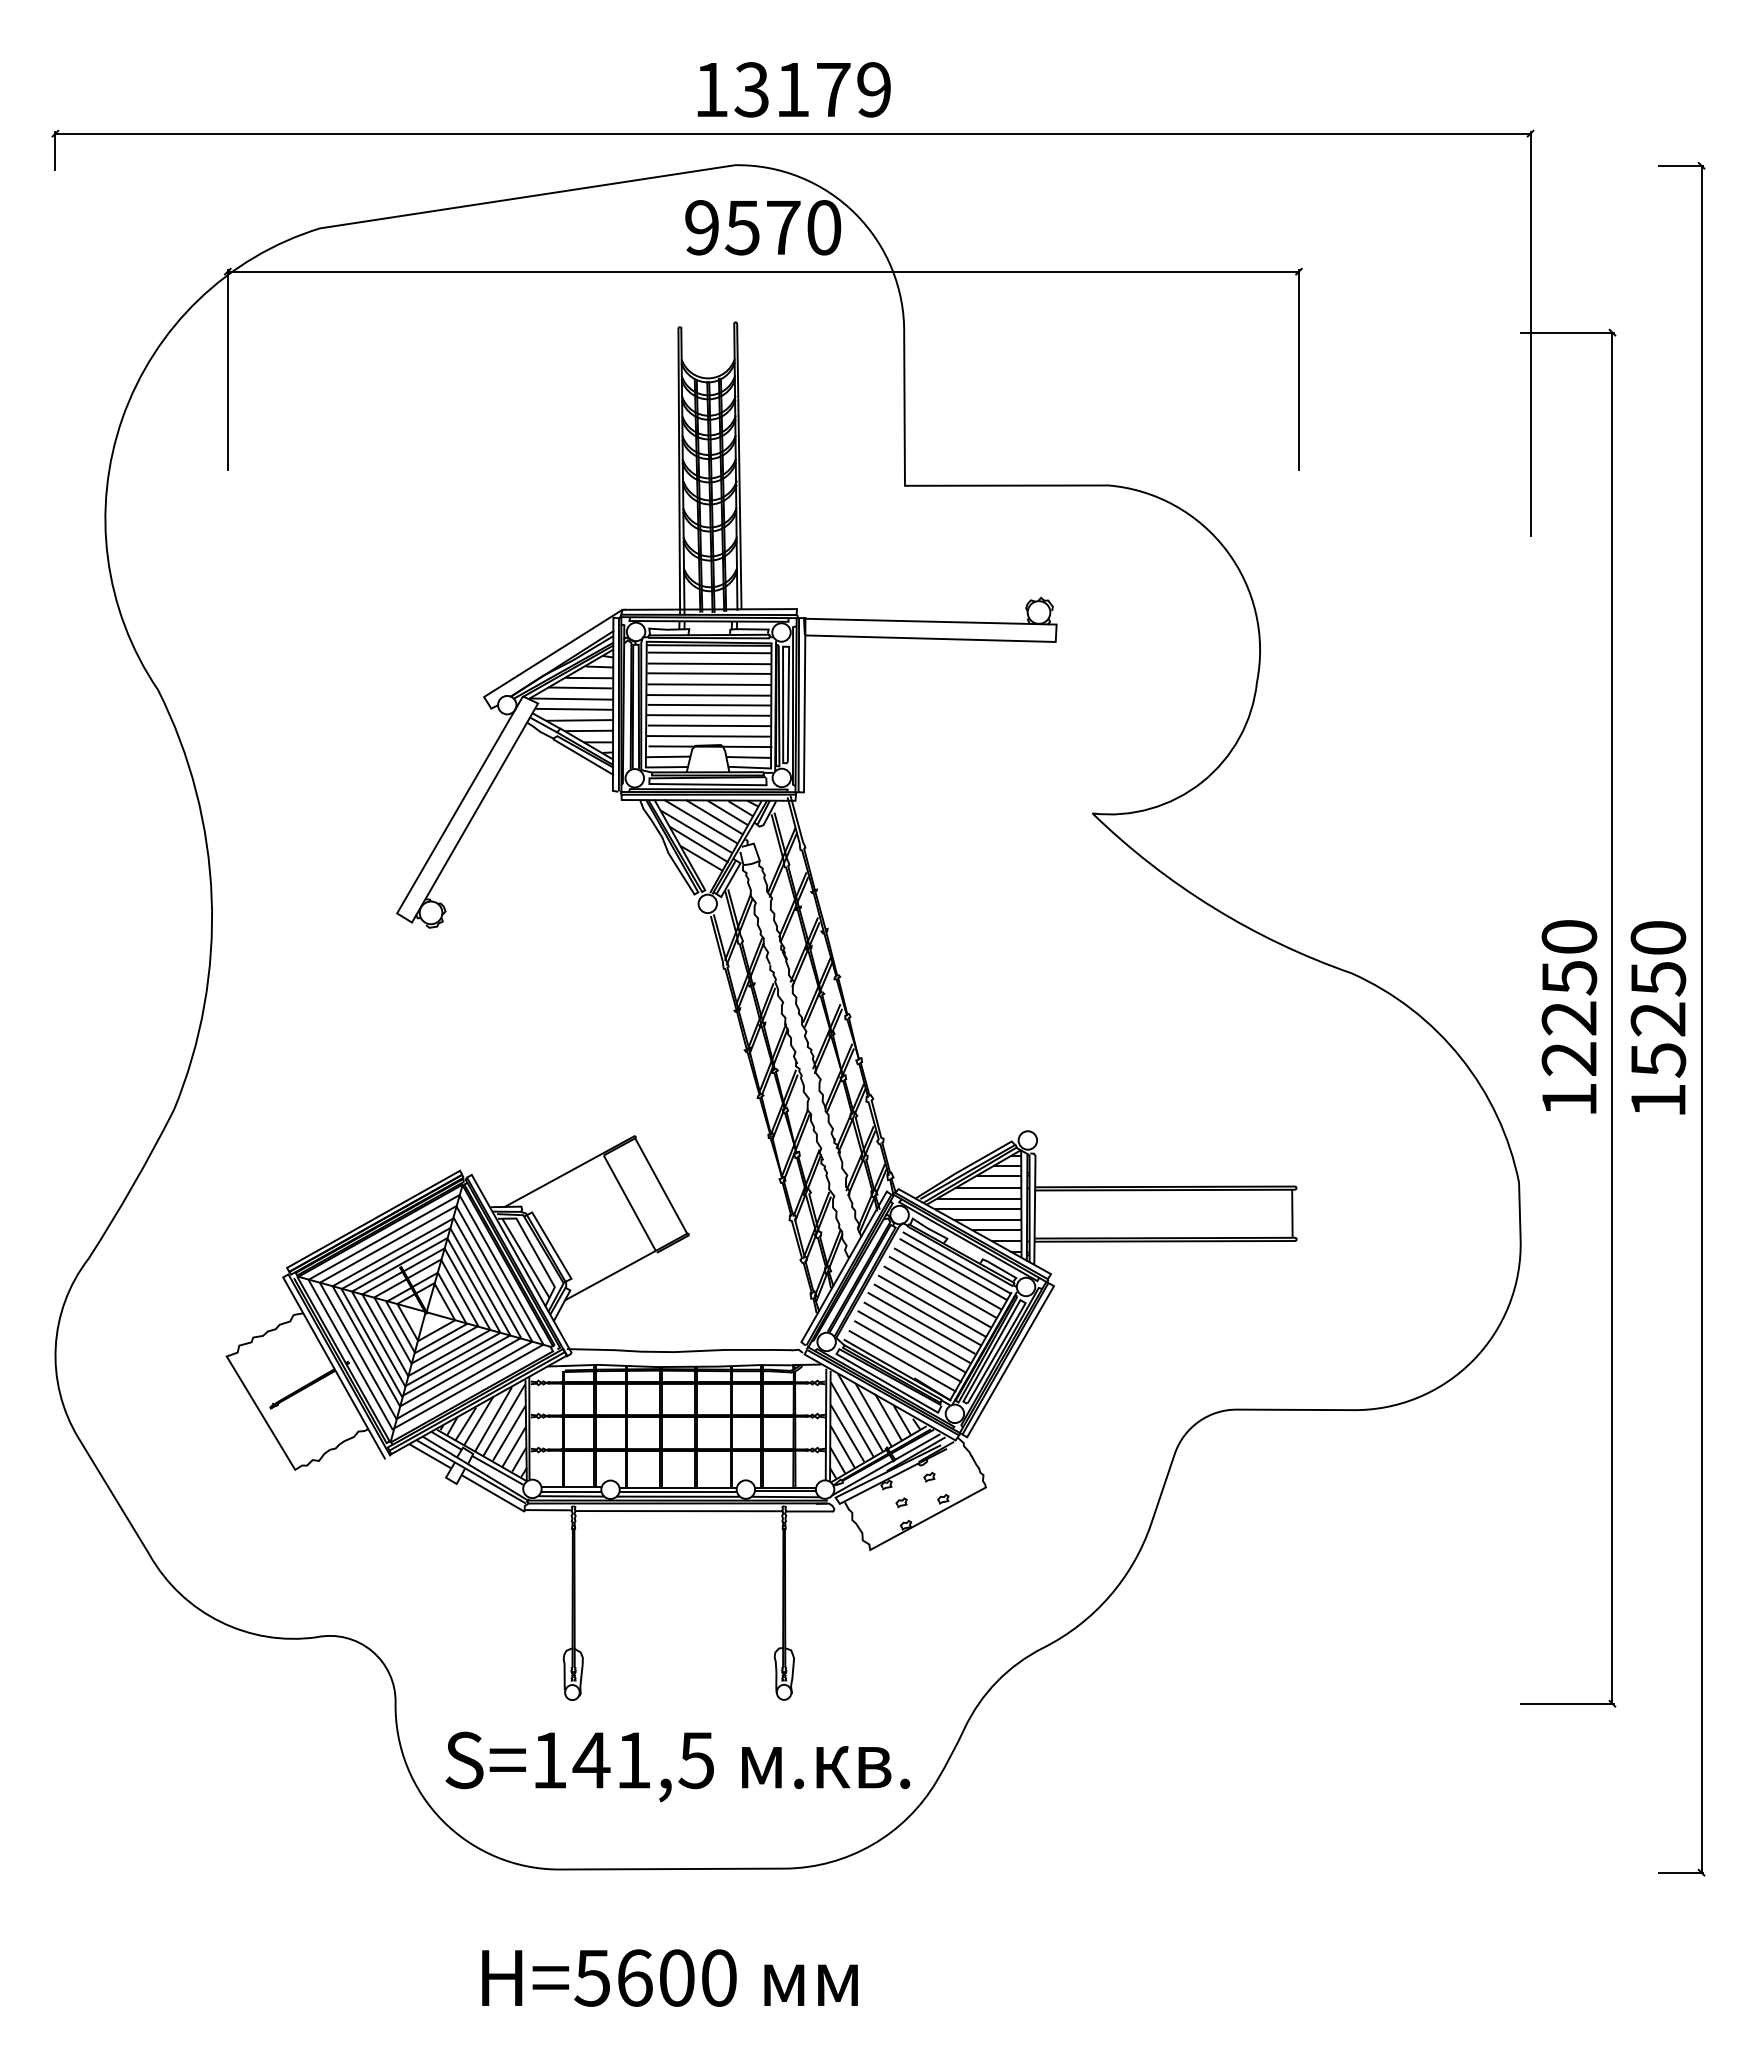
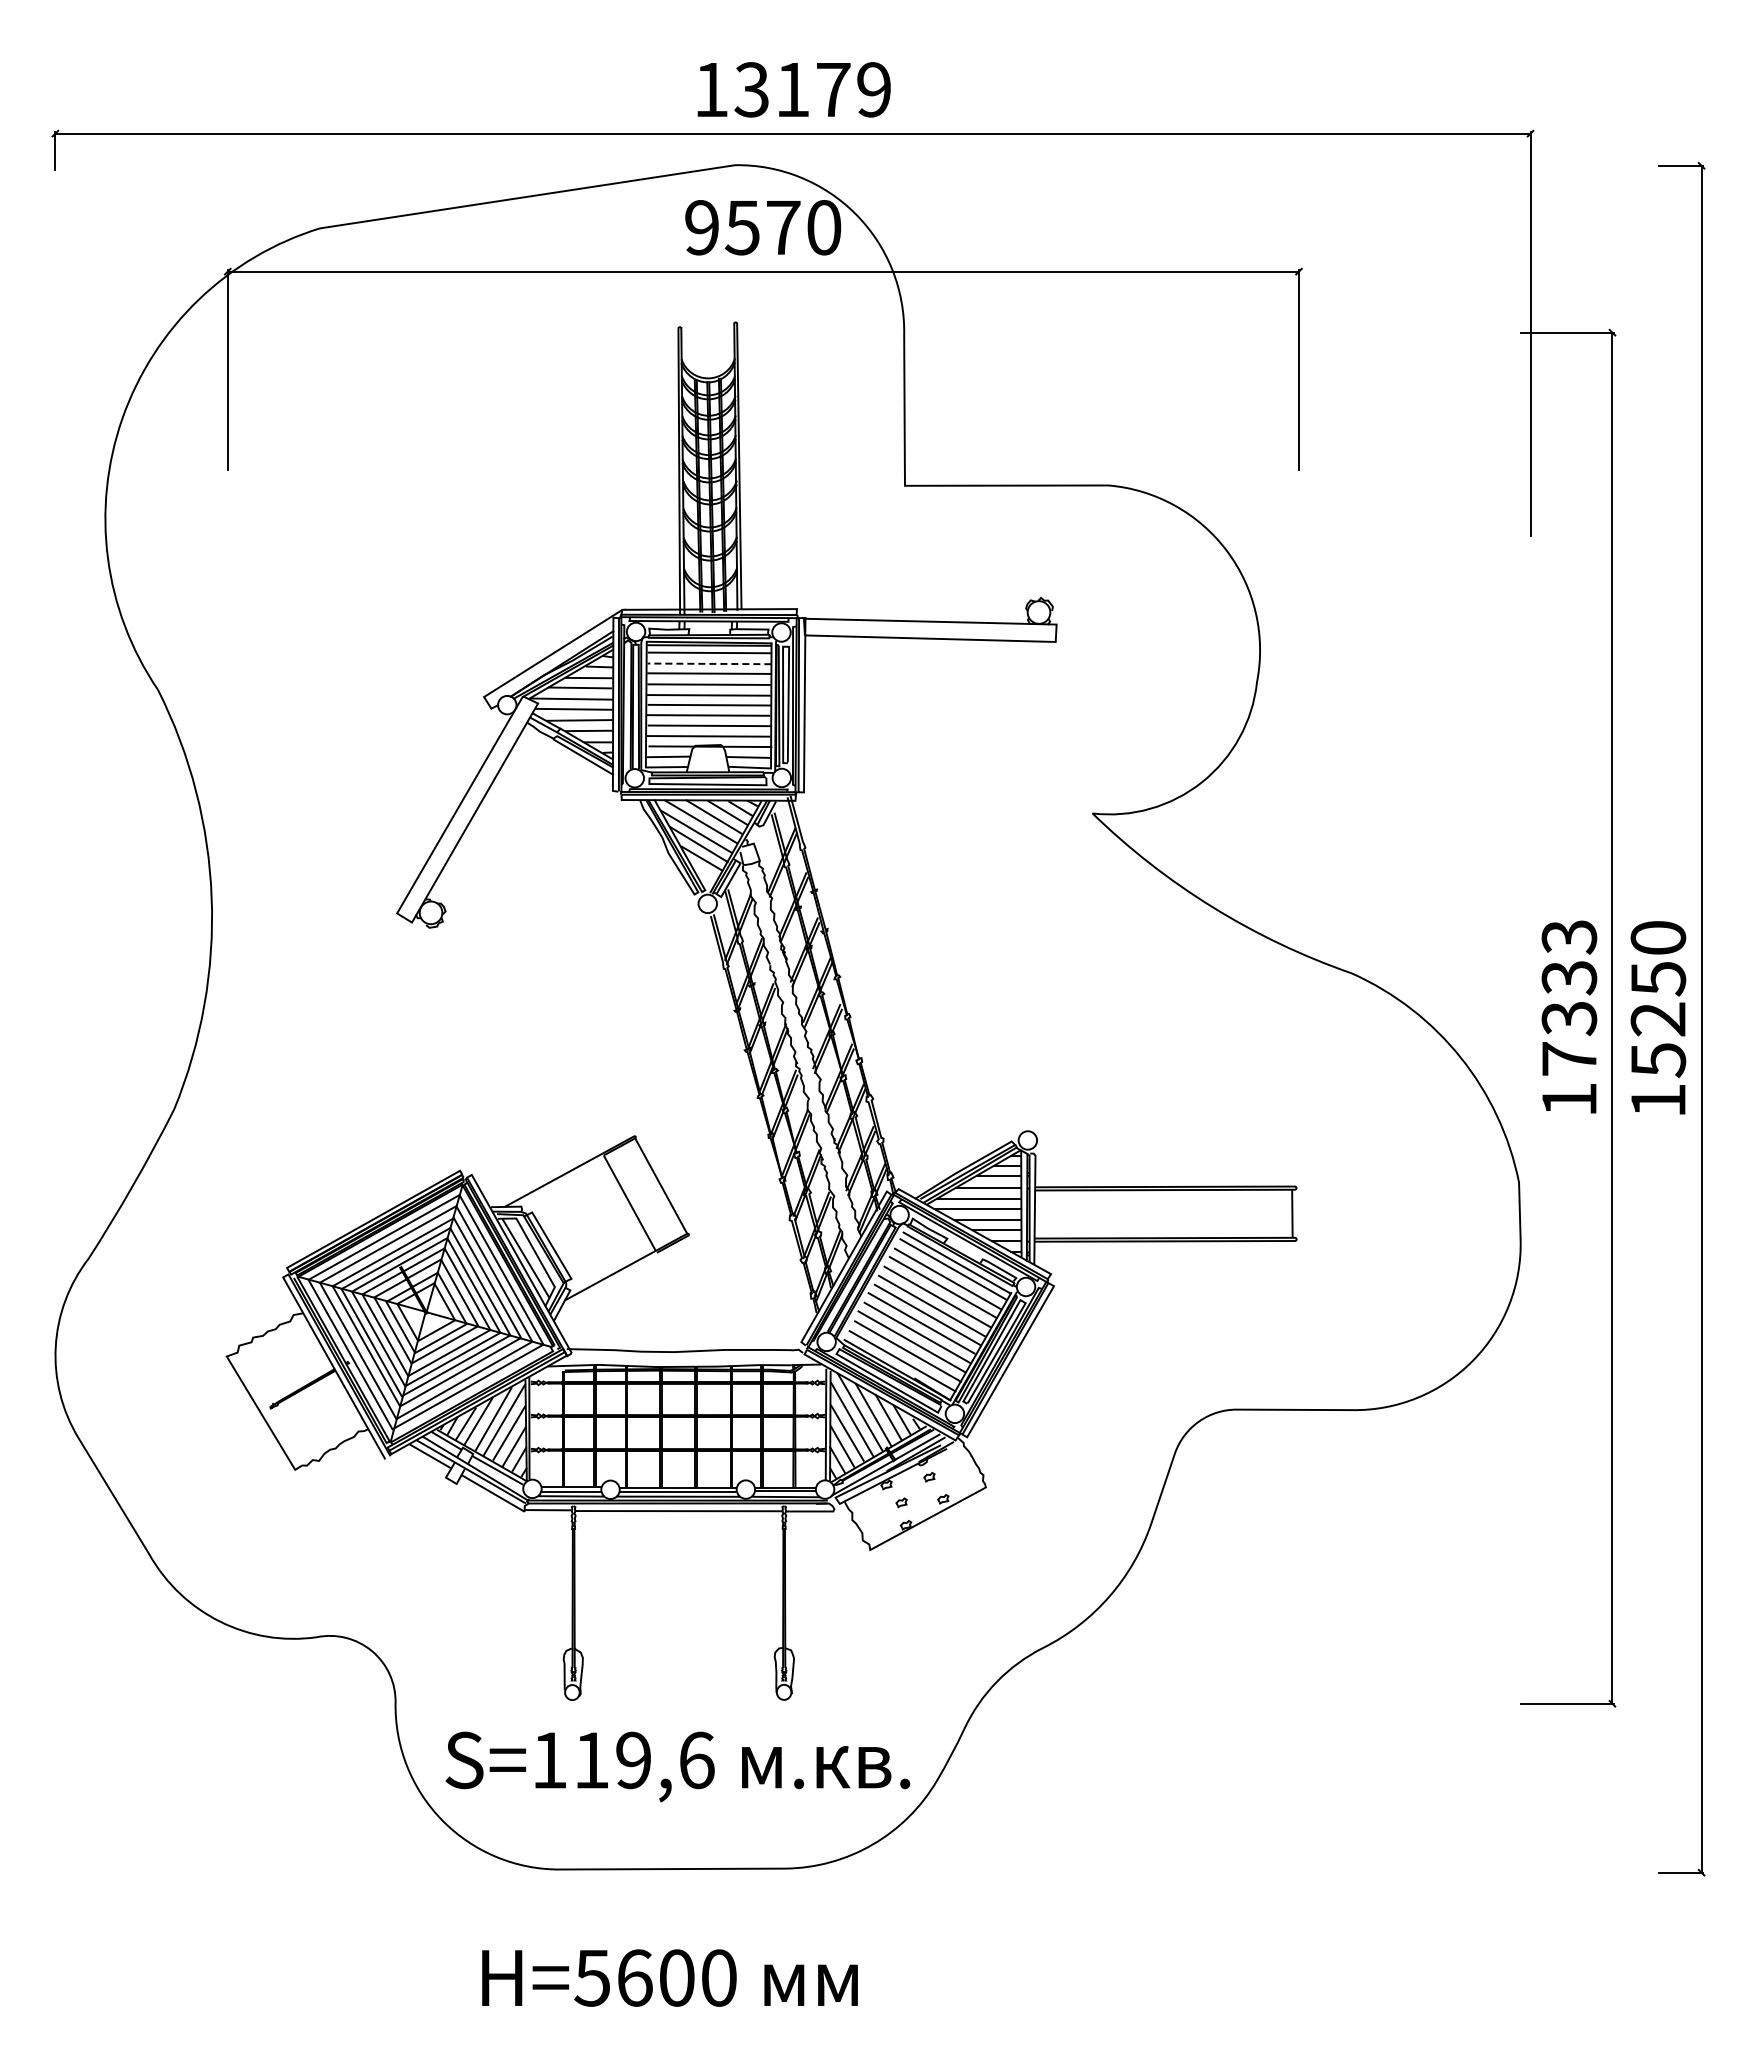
line: solid -> dashed (709, 663)
text: 12250 -> 17333 (1569, 998)
text: S=141,5 -> S=119,6 (643, 1760)
